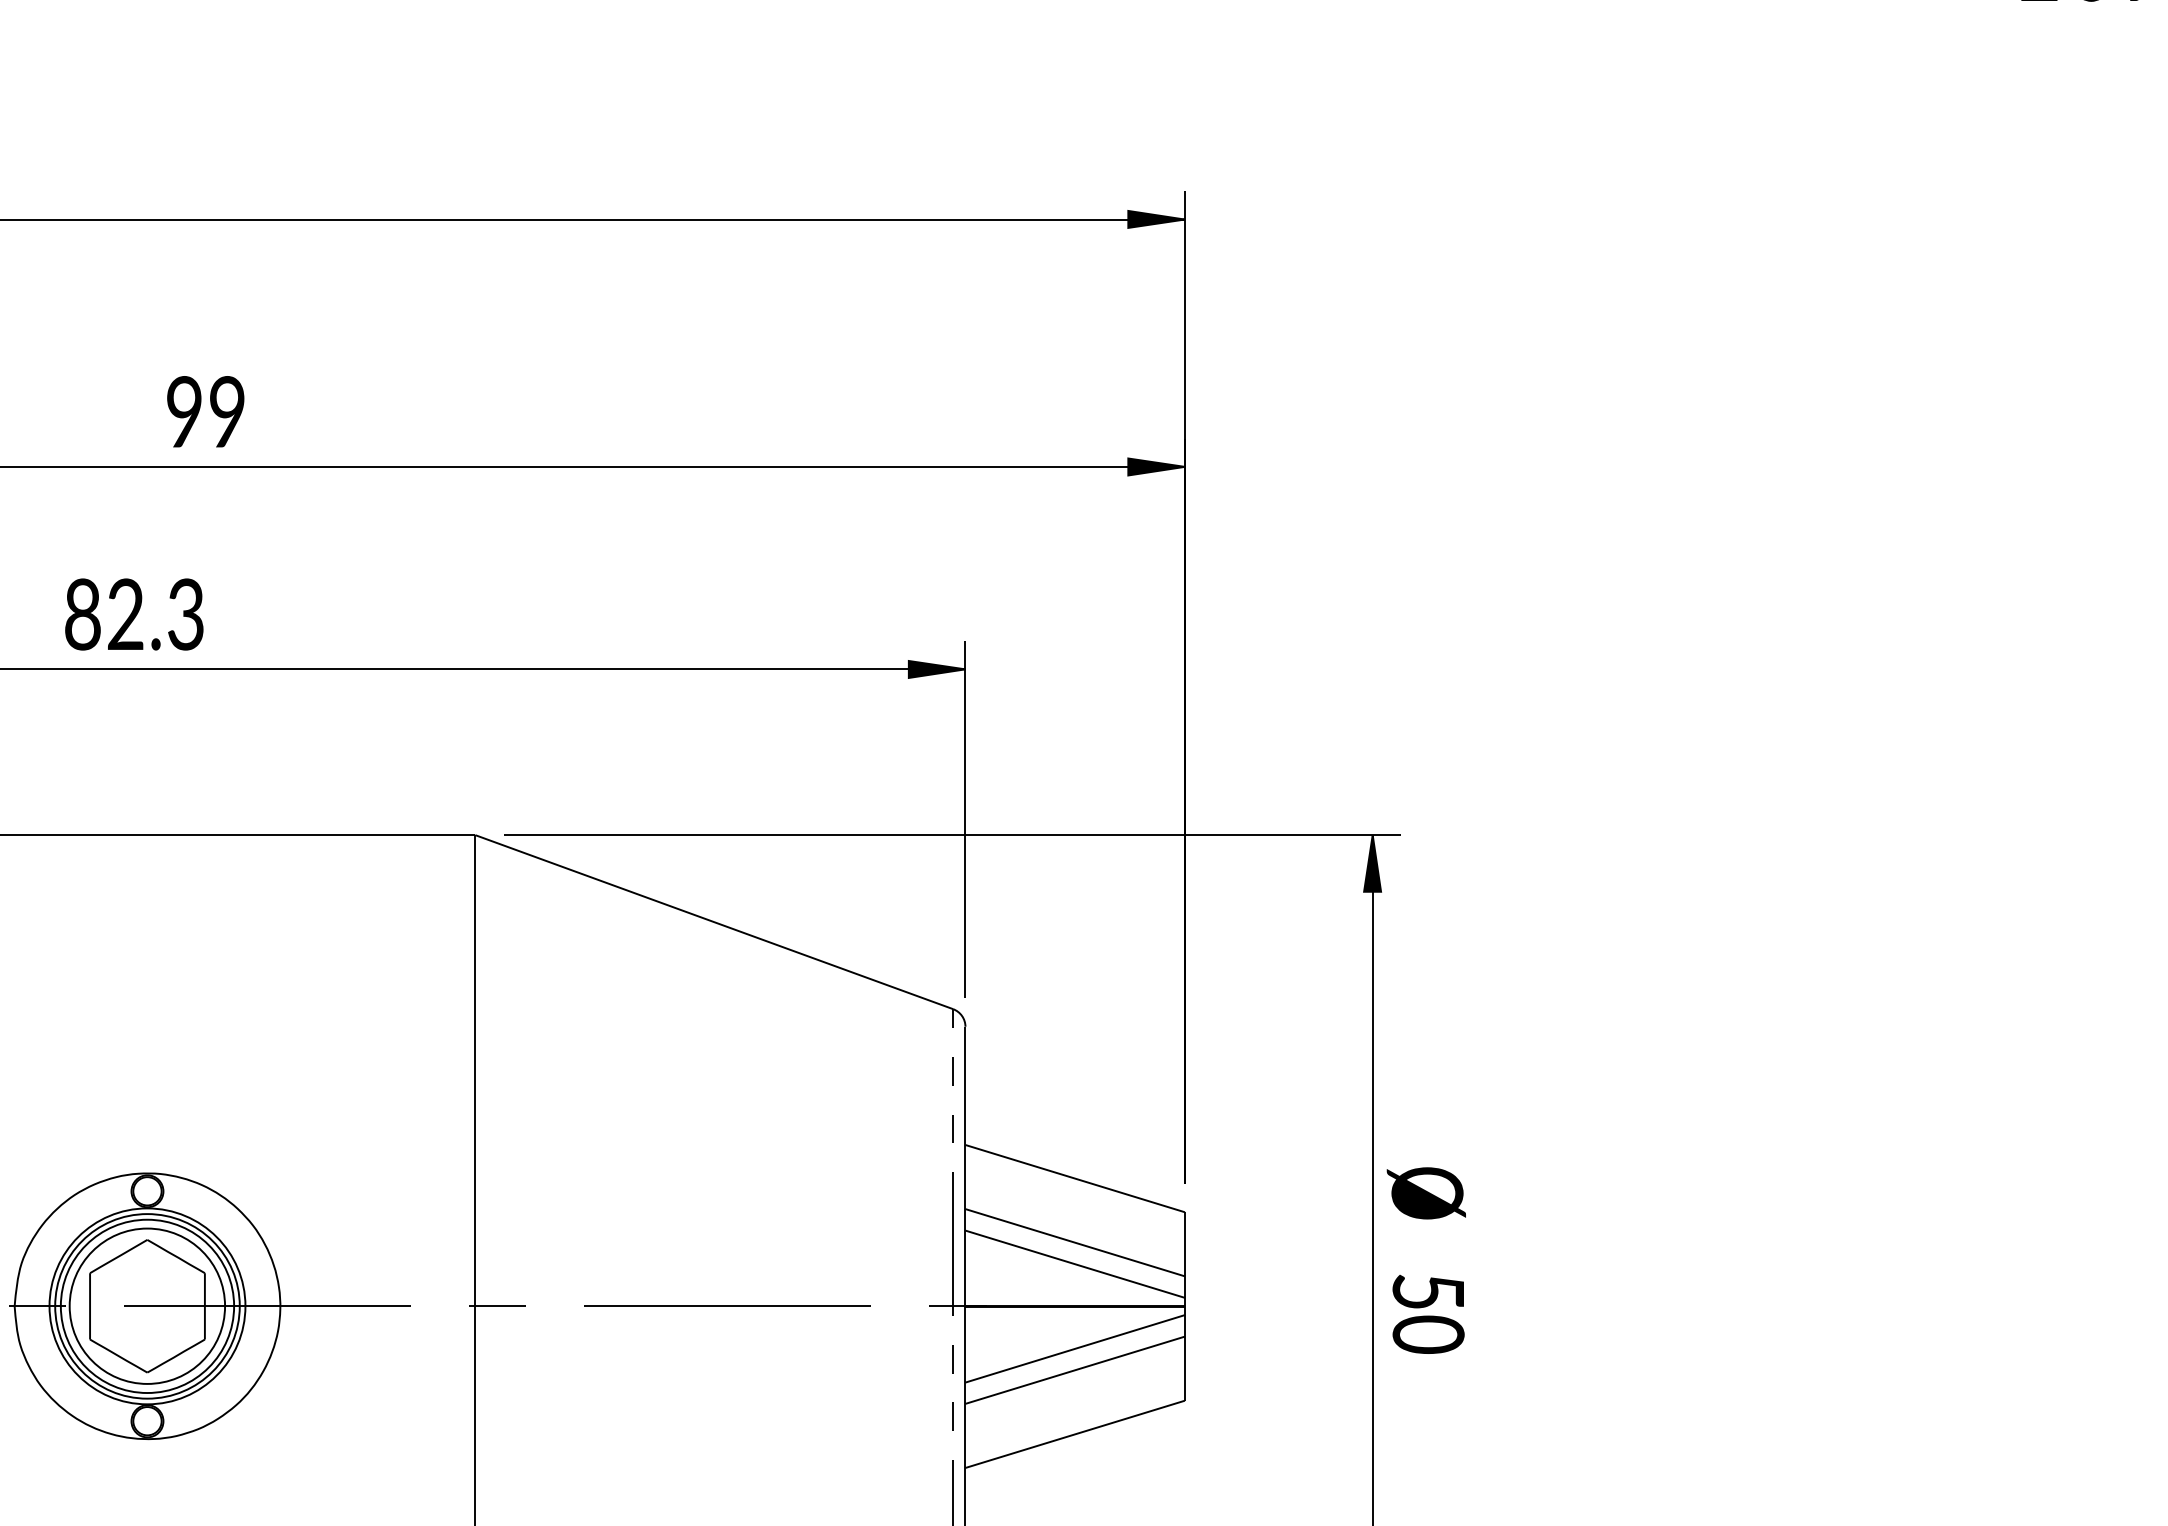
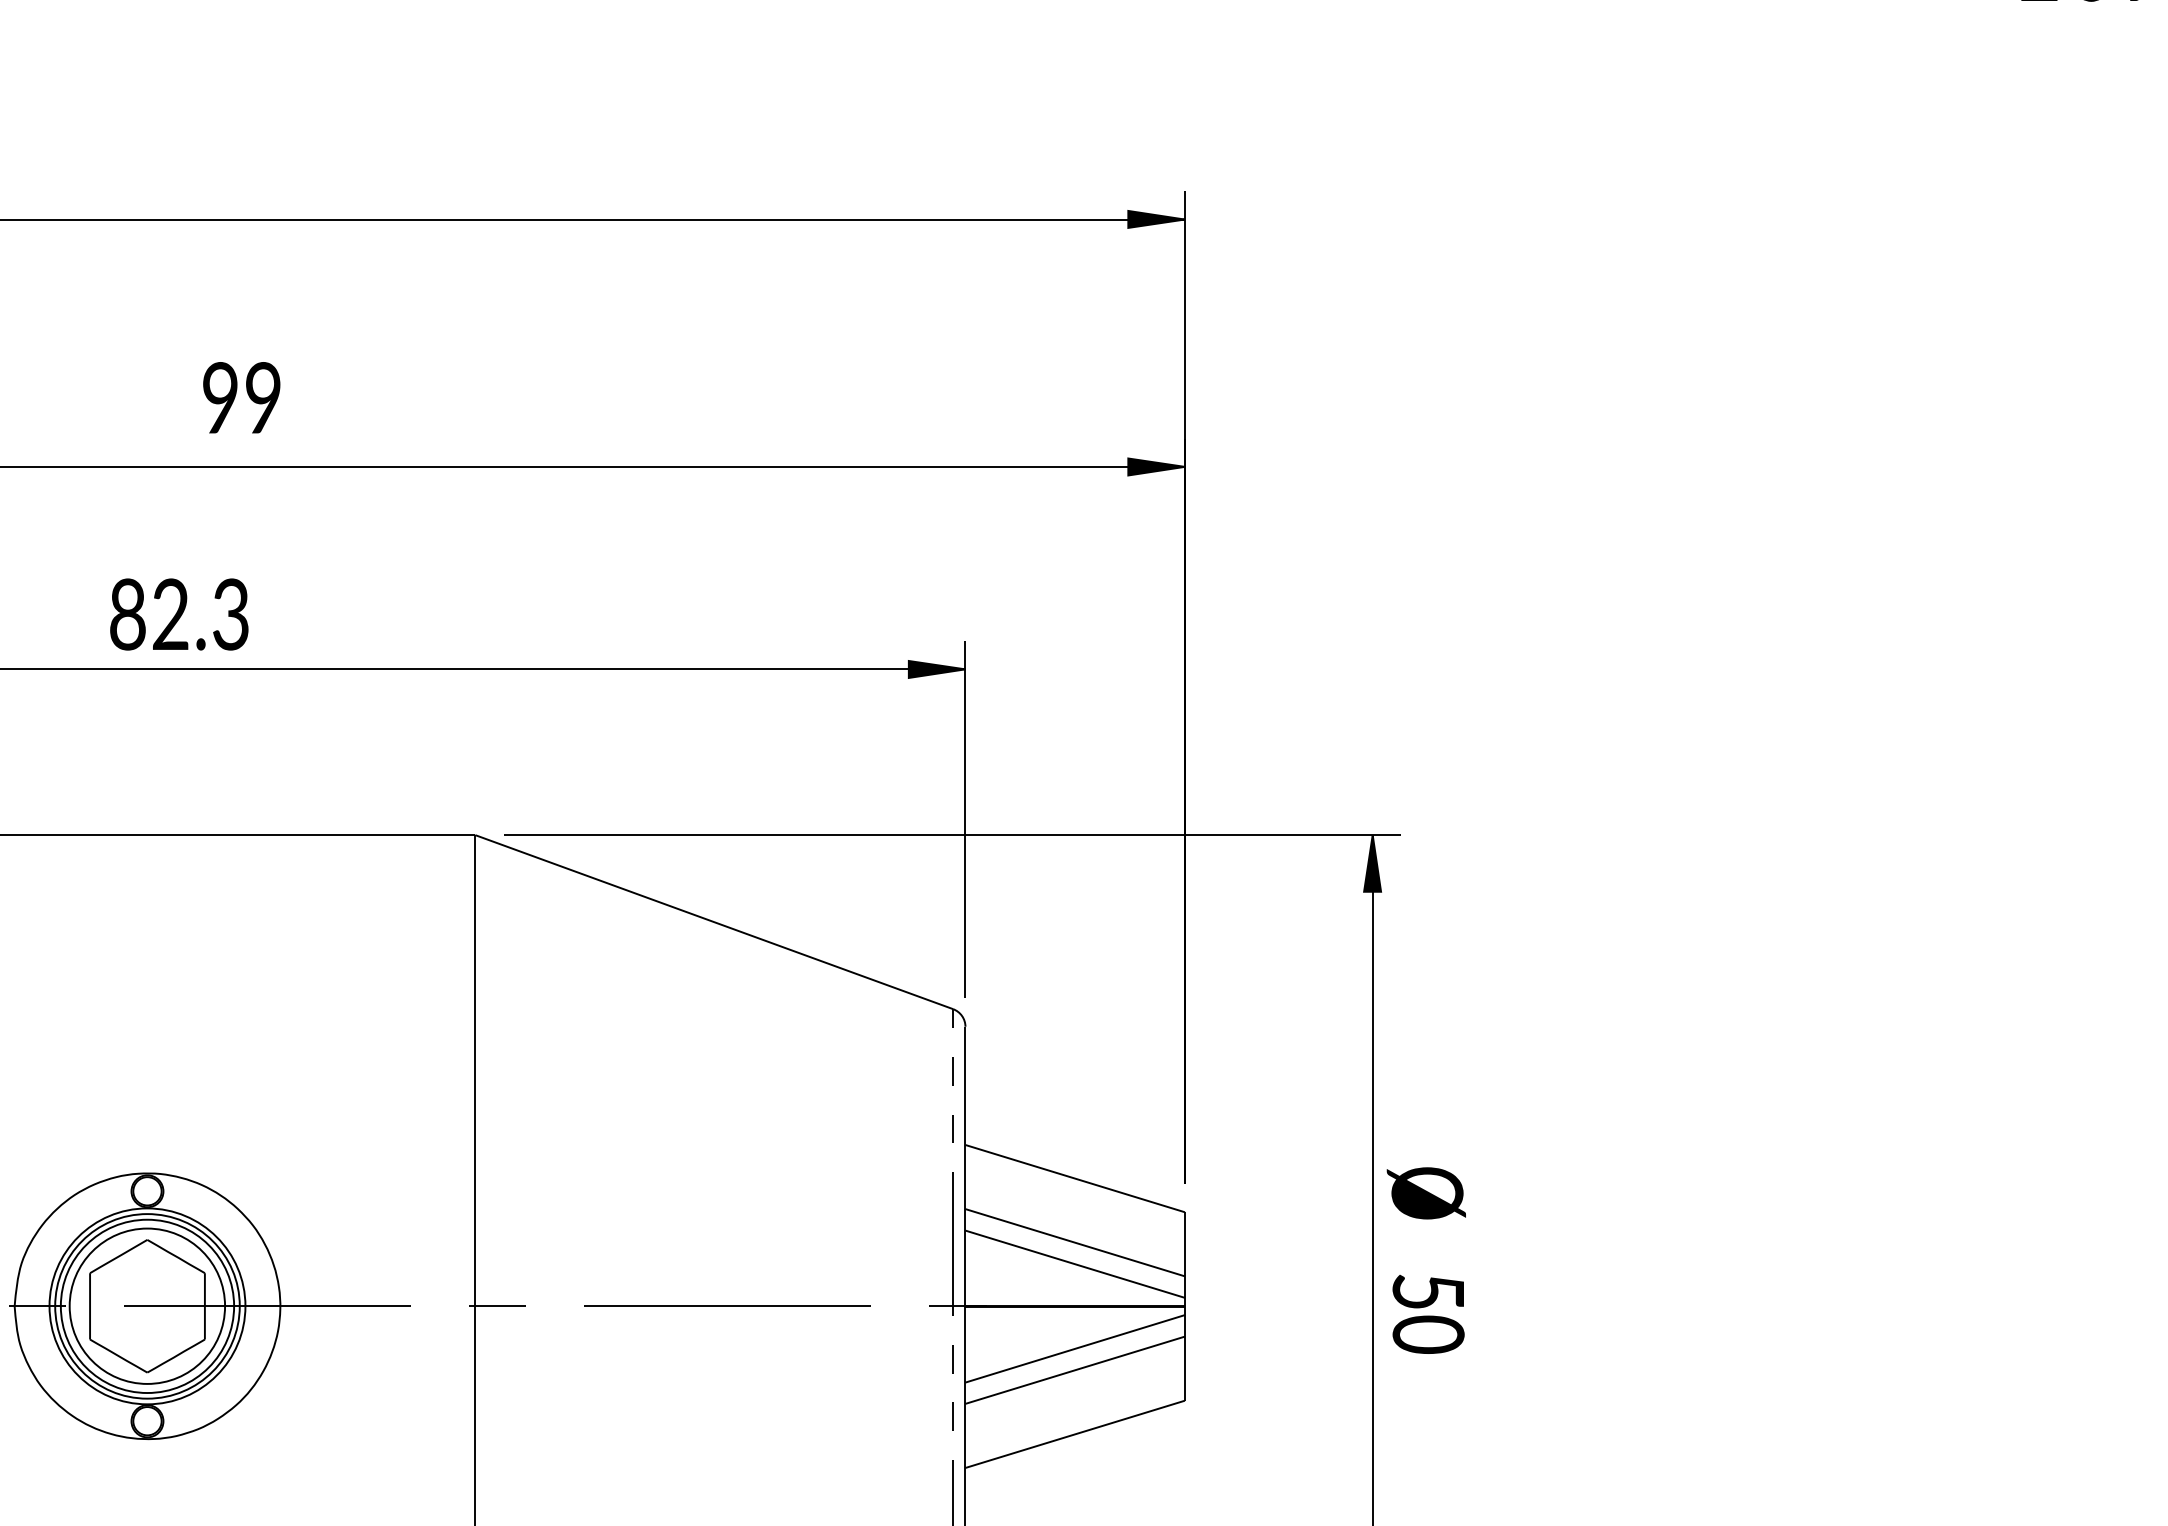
text position: (205, 411) -> (241, 397) (241, 397)
text position: (134, 614) -> (179, 614) (179, 614)
